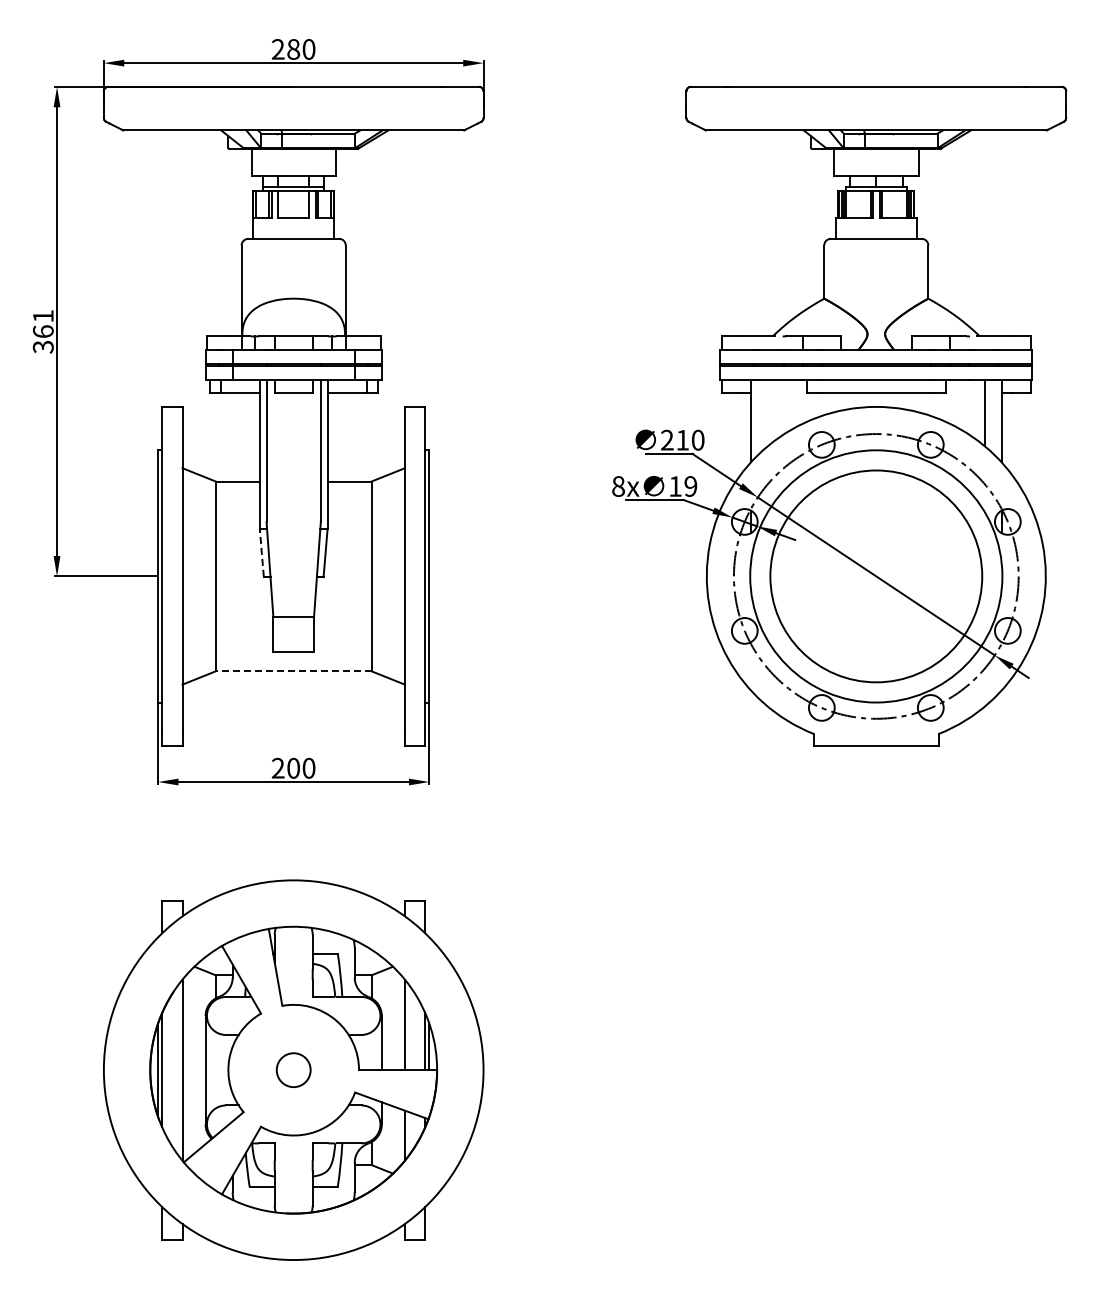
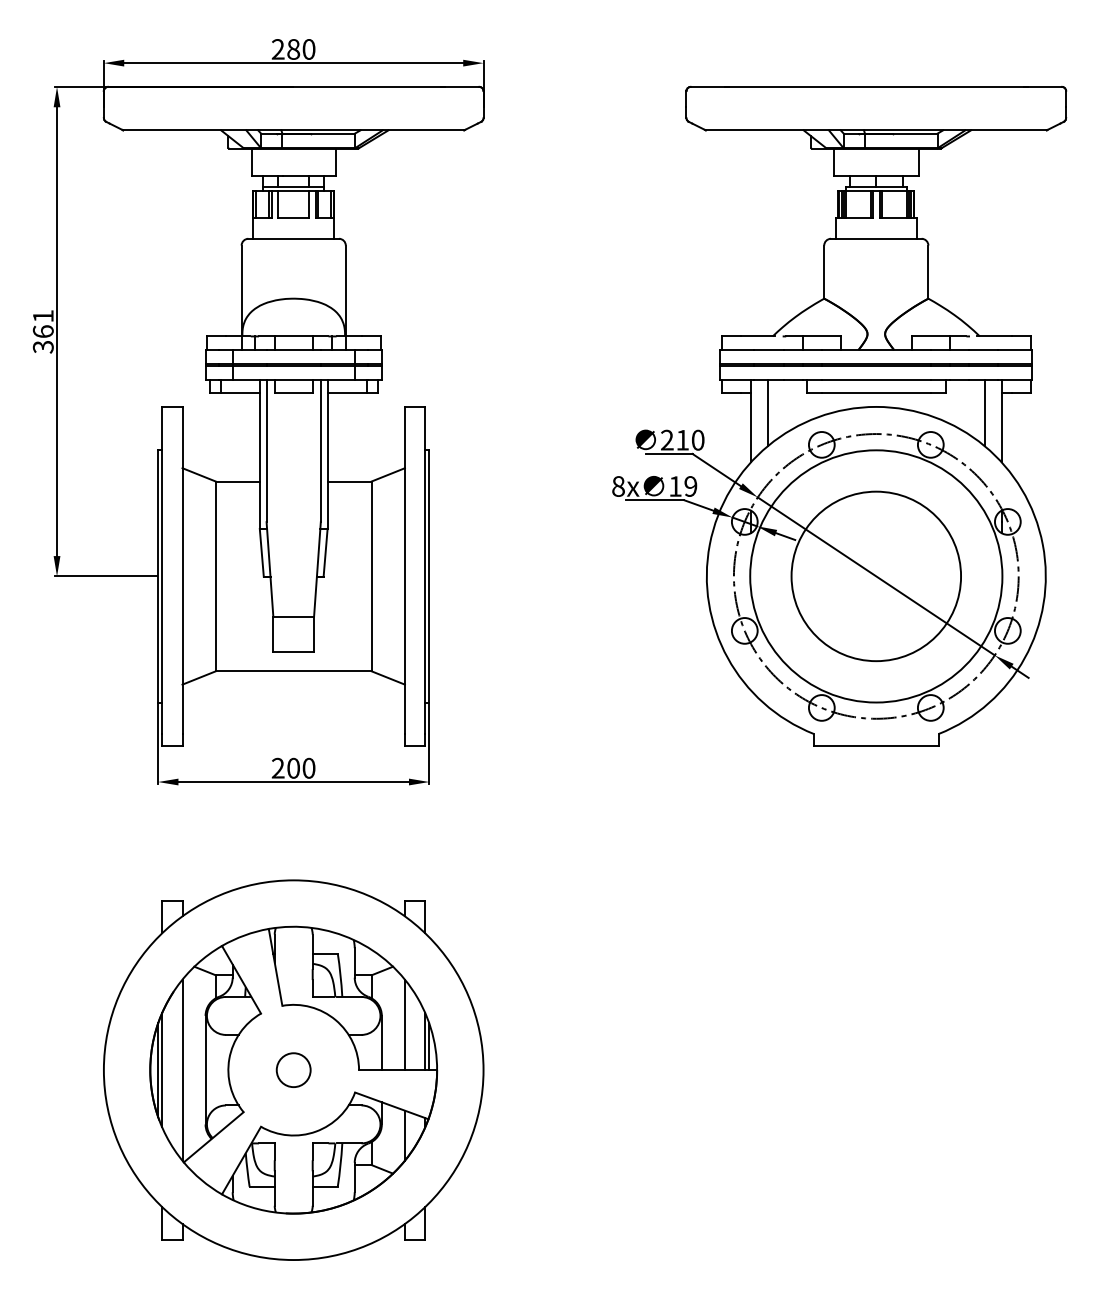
line: none -> present (767, 412)
line: dashed -> solid (261, 552)
circle diameter: 212 px -> 169 px (876, 576)
line: dashed -> solid (293, 671)
